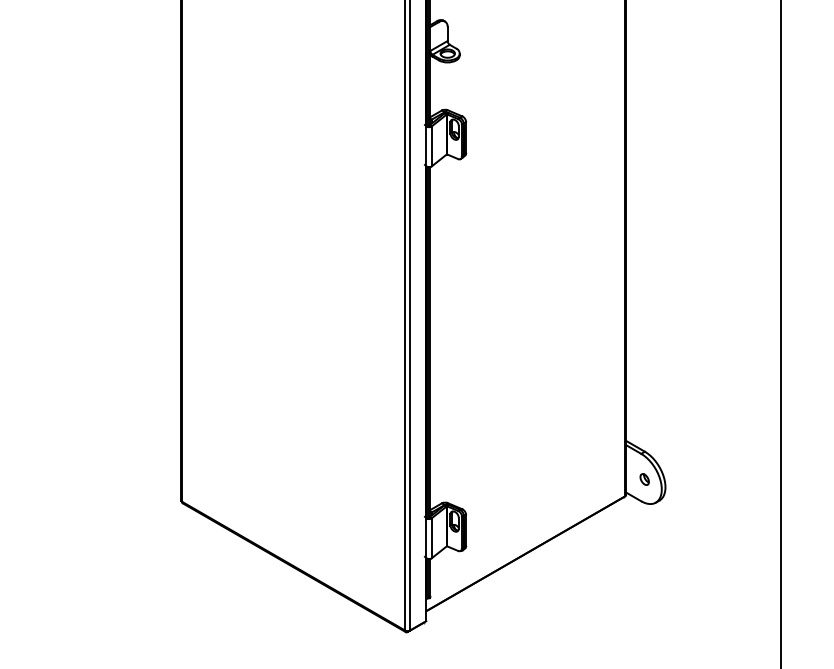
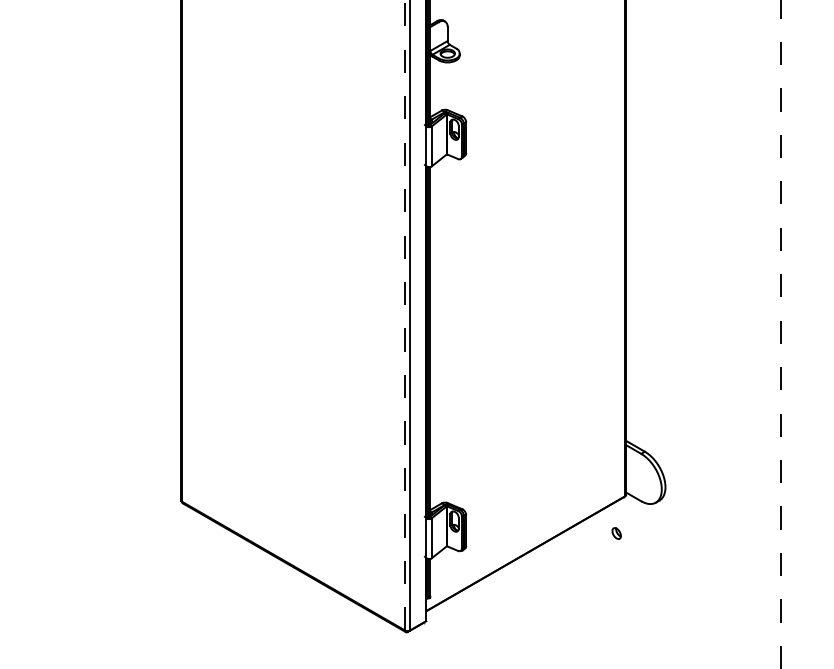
line: solid -> dashed (405, 315)
line: solid -> dashed (780, 334)
part position: (644, 479) -> (616, 533) (616, 533)
